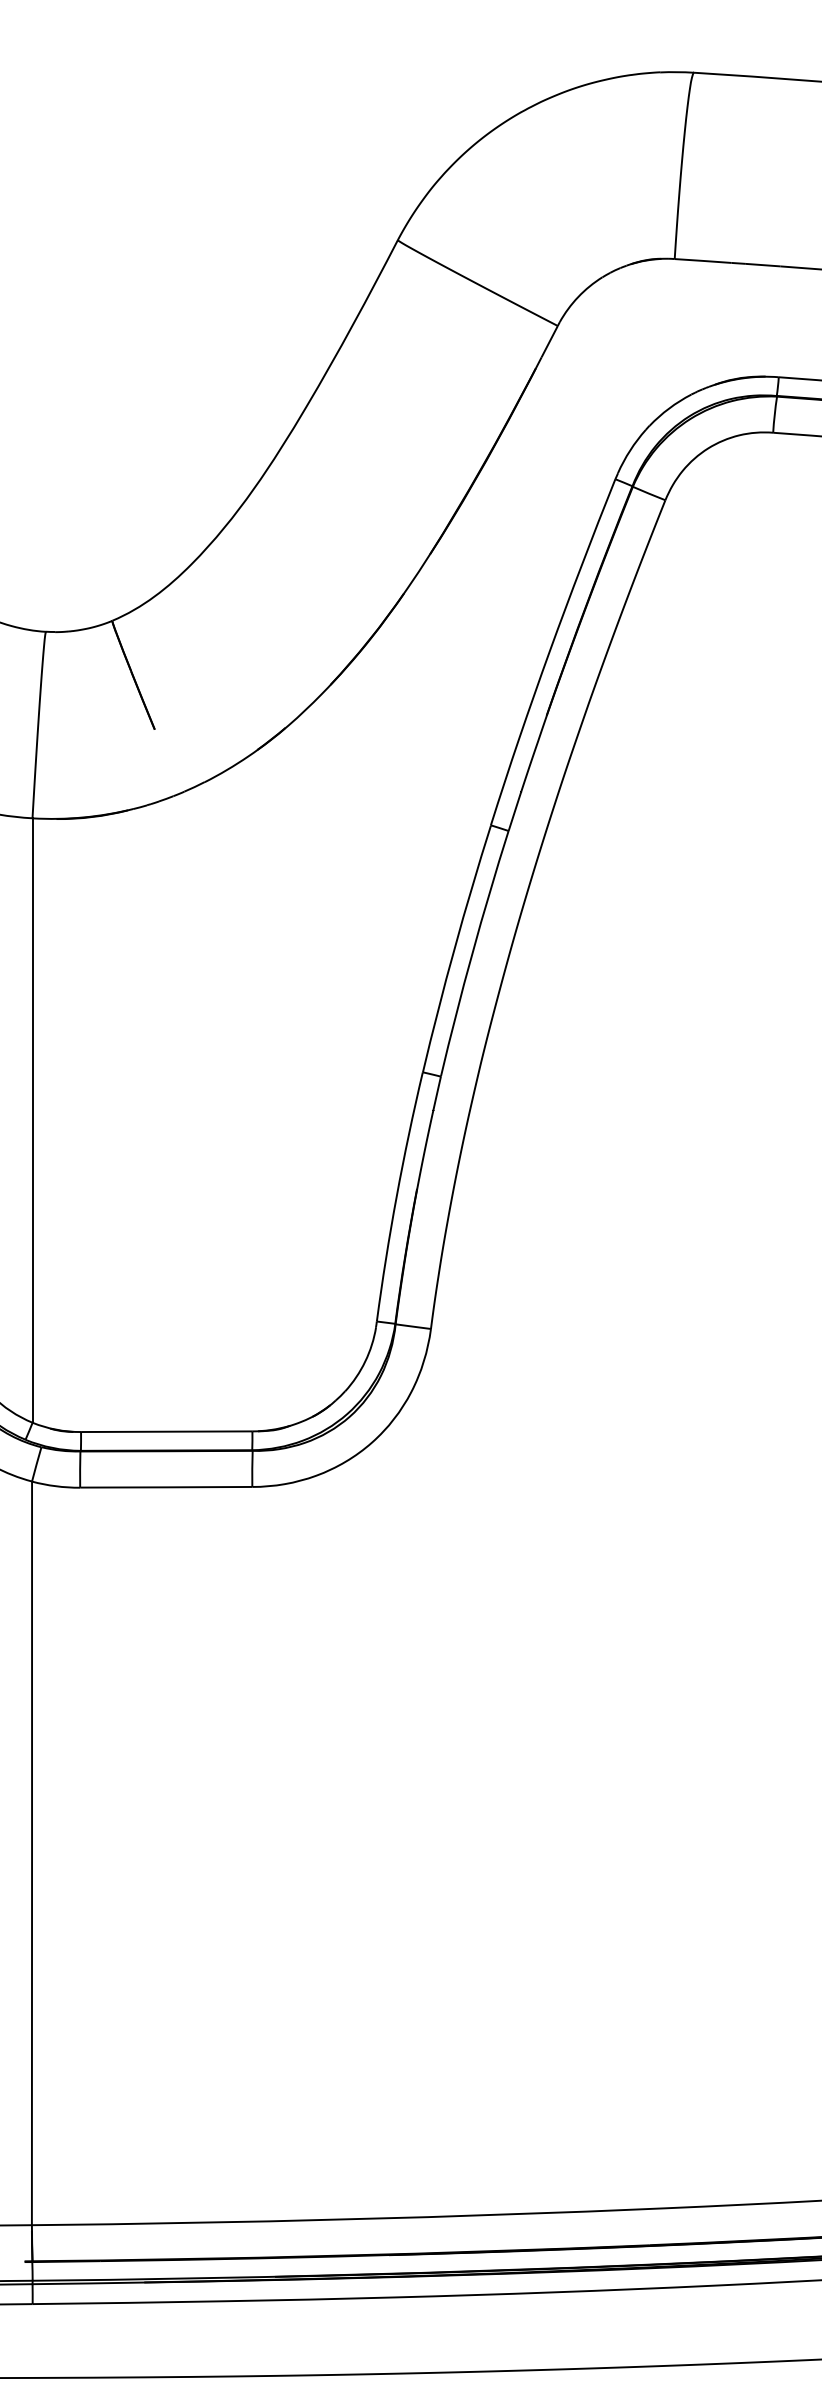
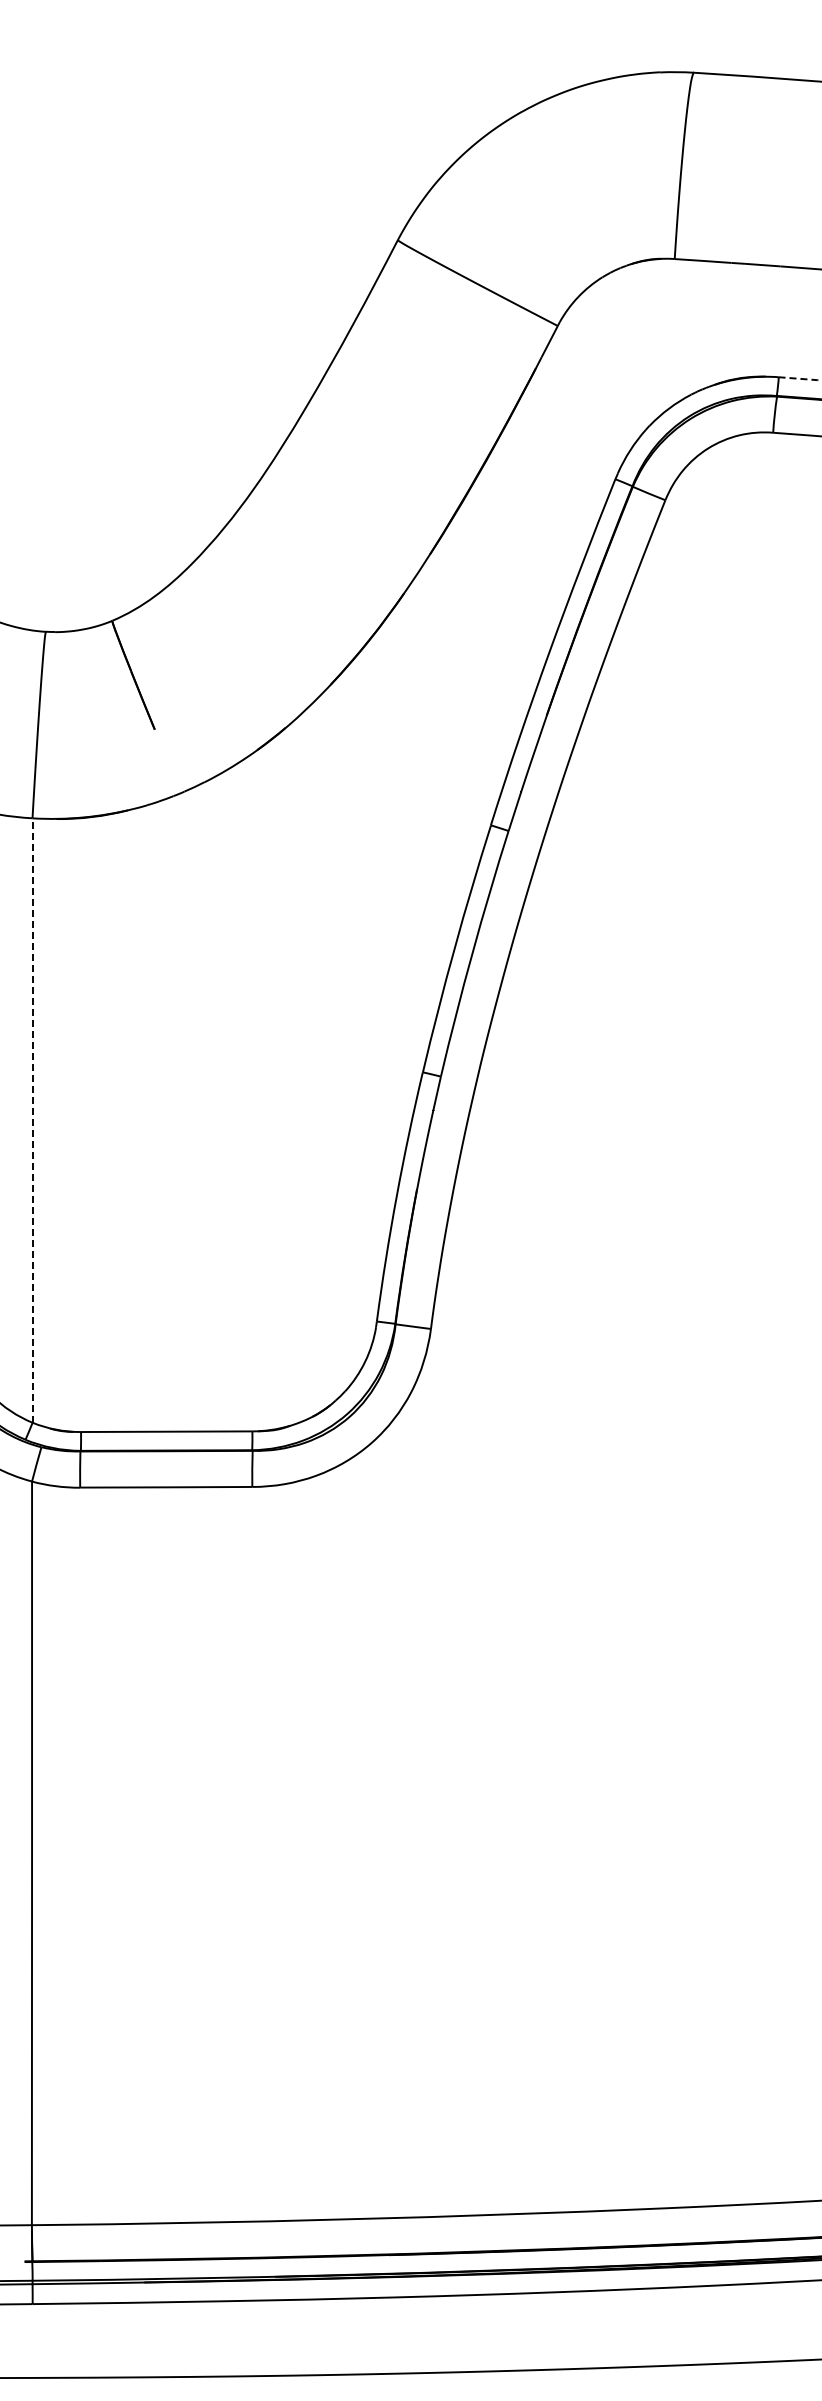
arc: solid -> dashed (799, 378)
line: solid -> dashed (32, 1120)
